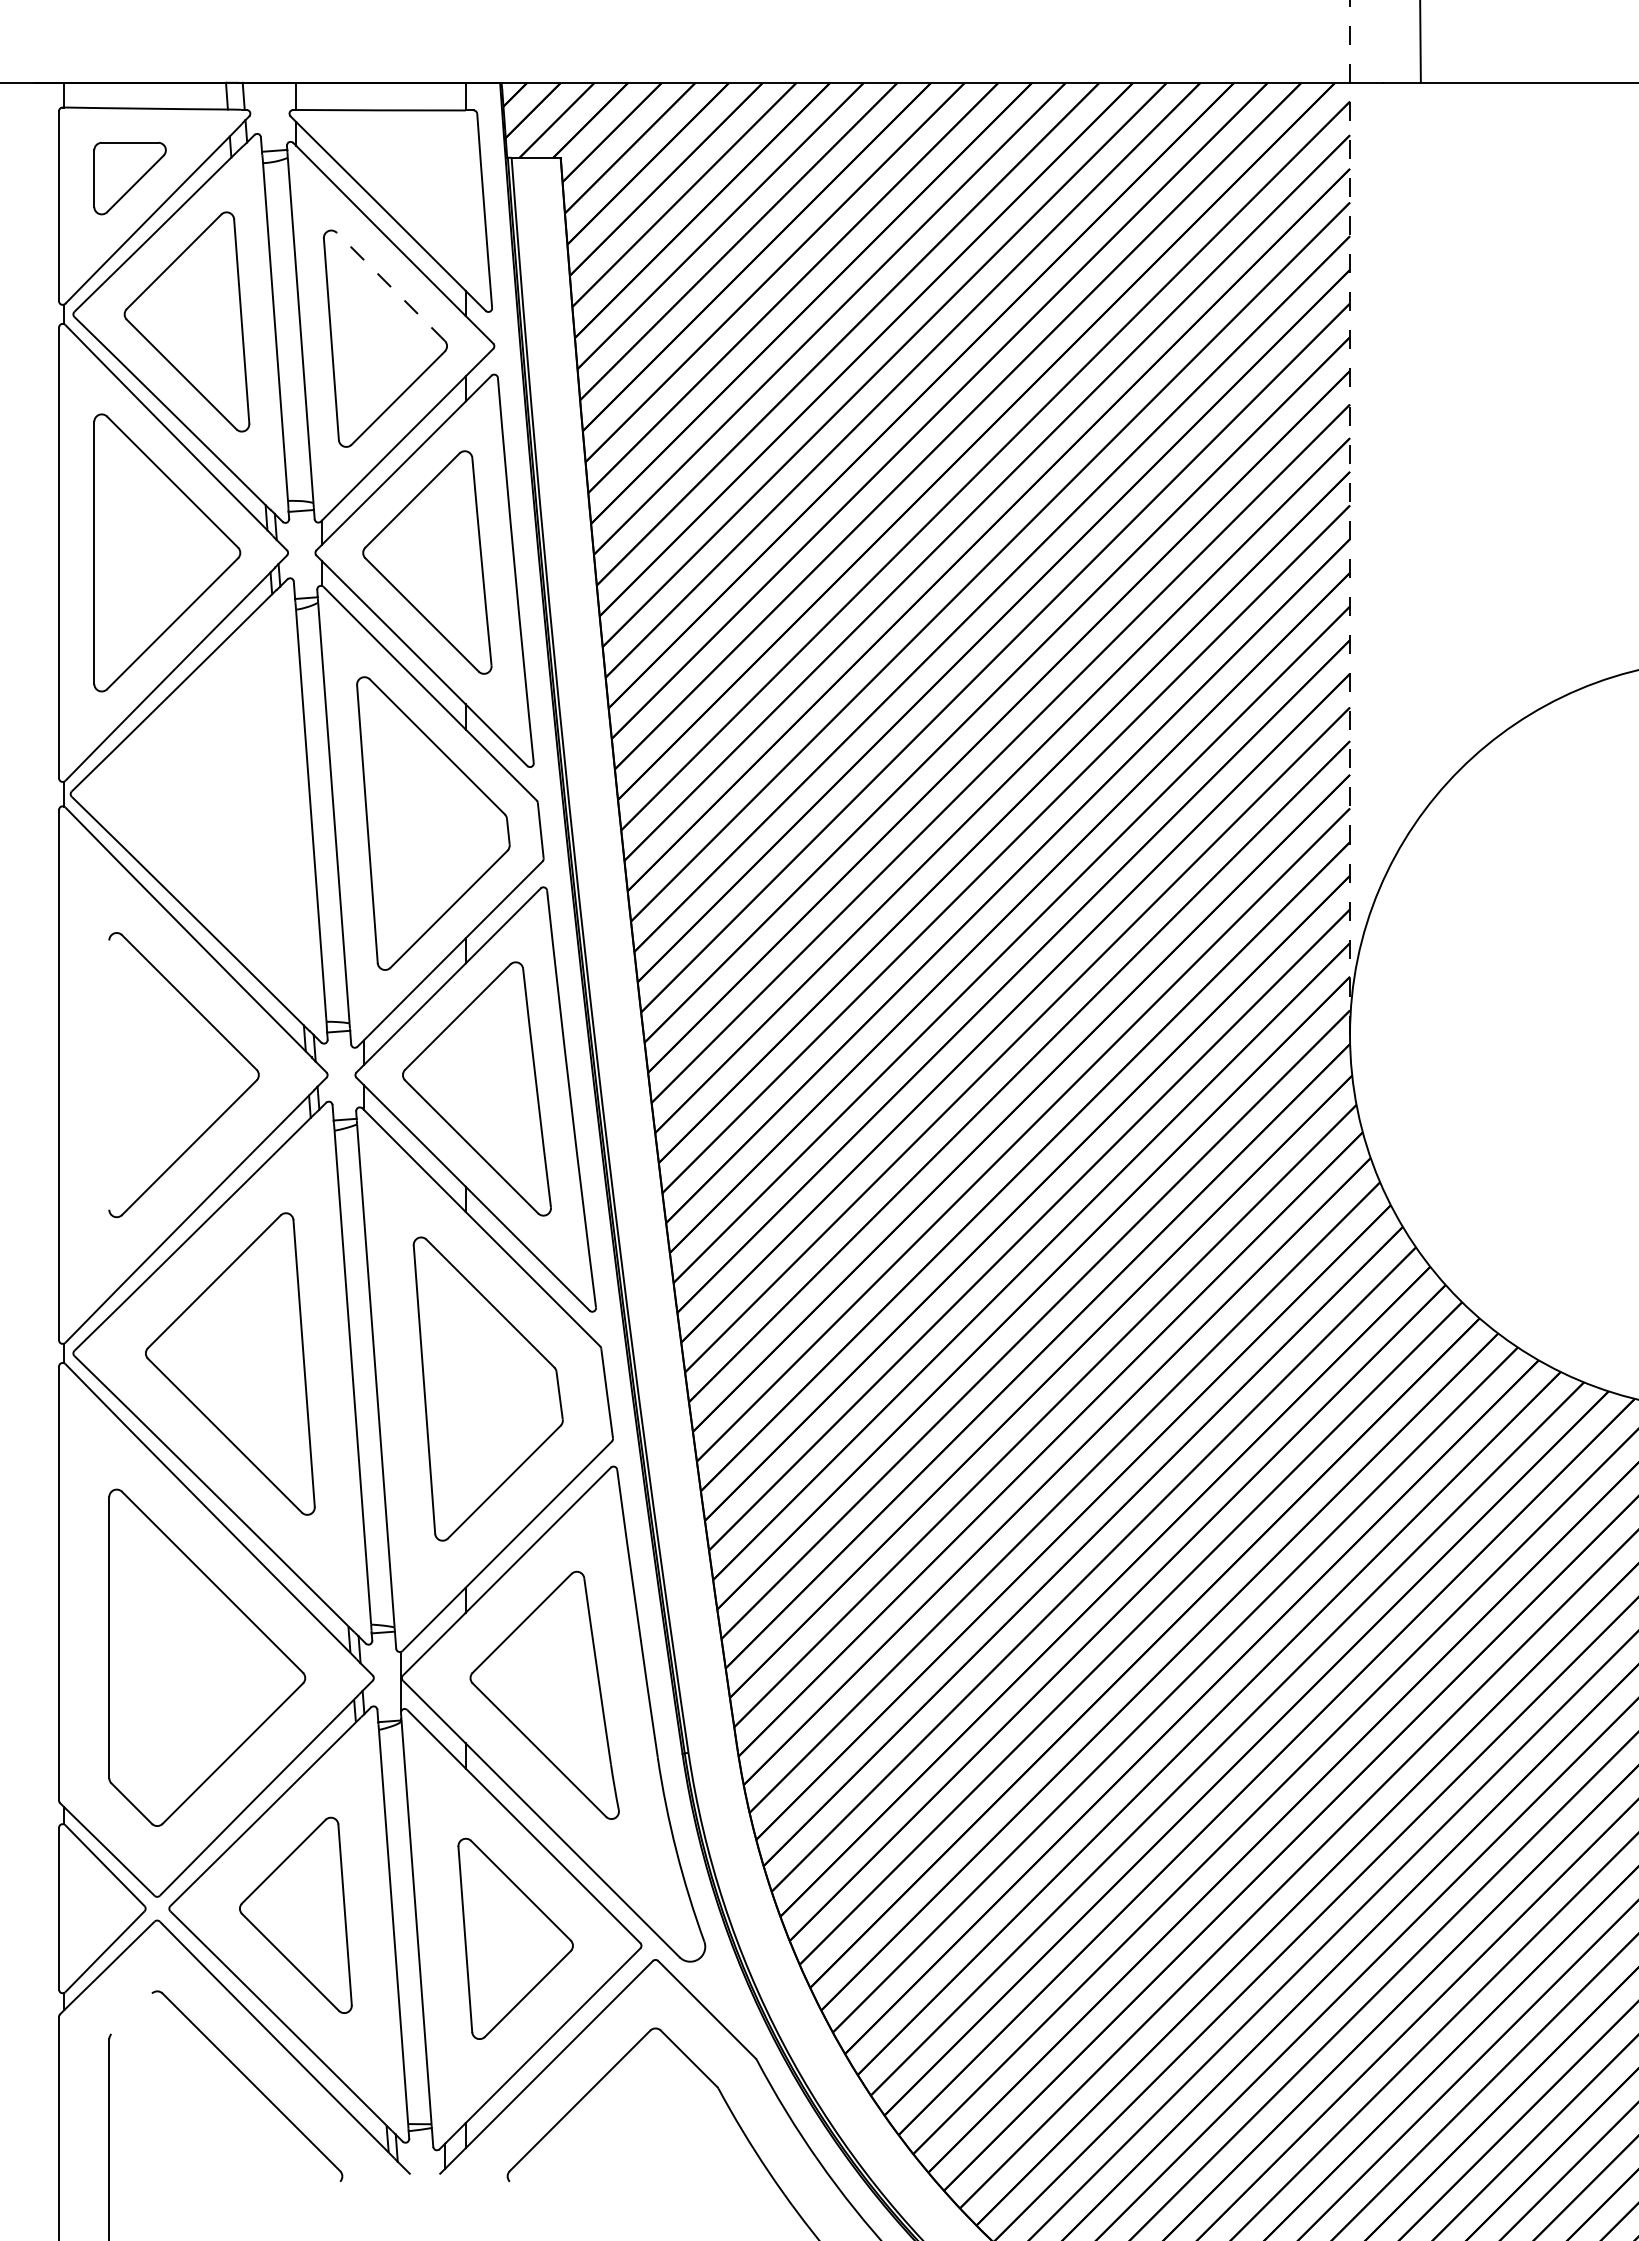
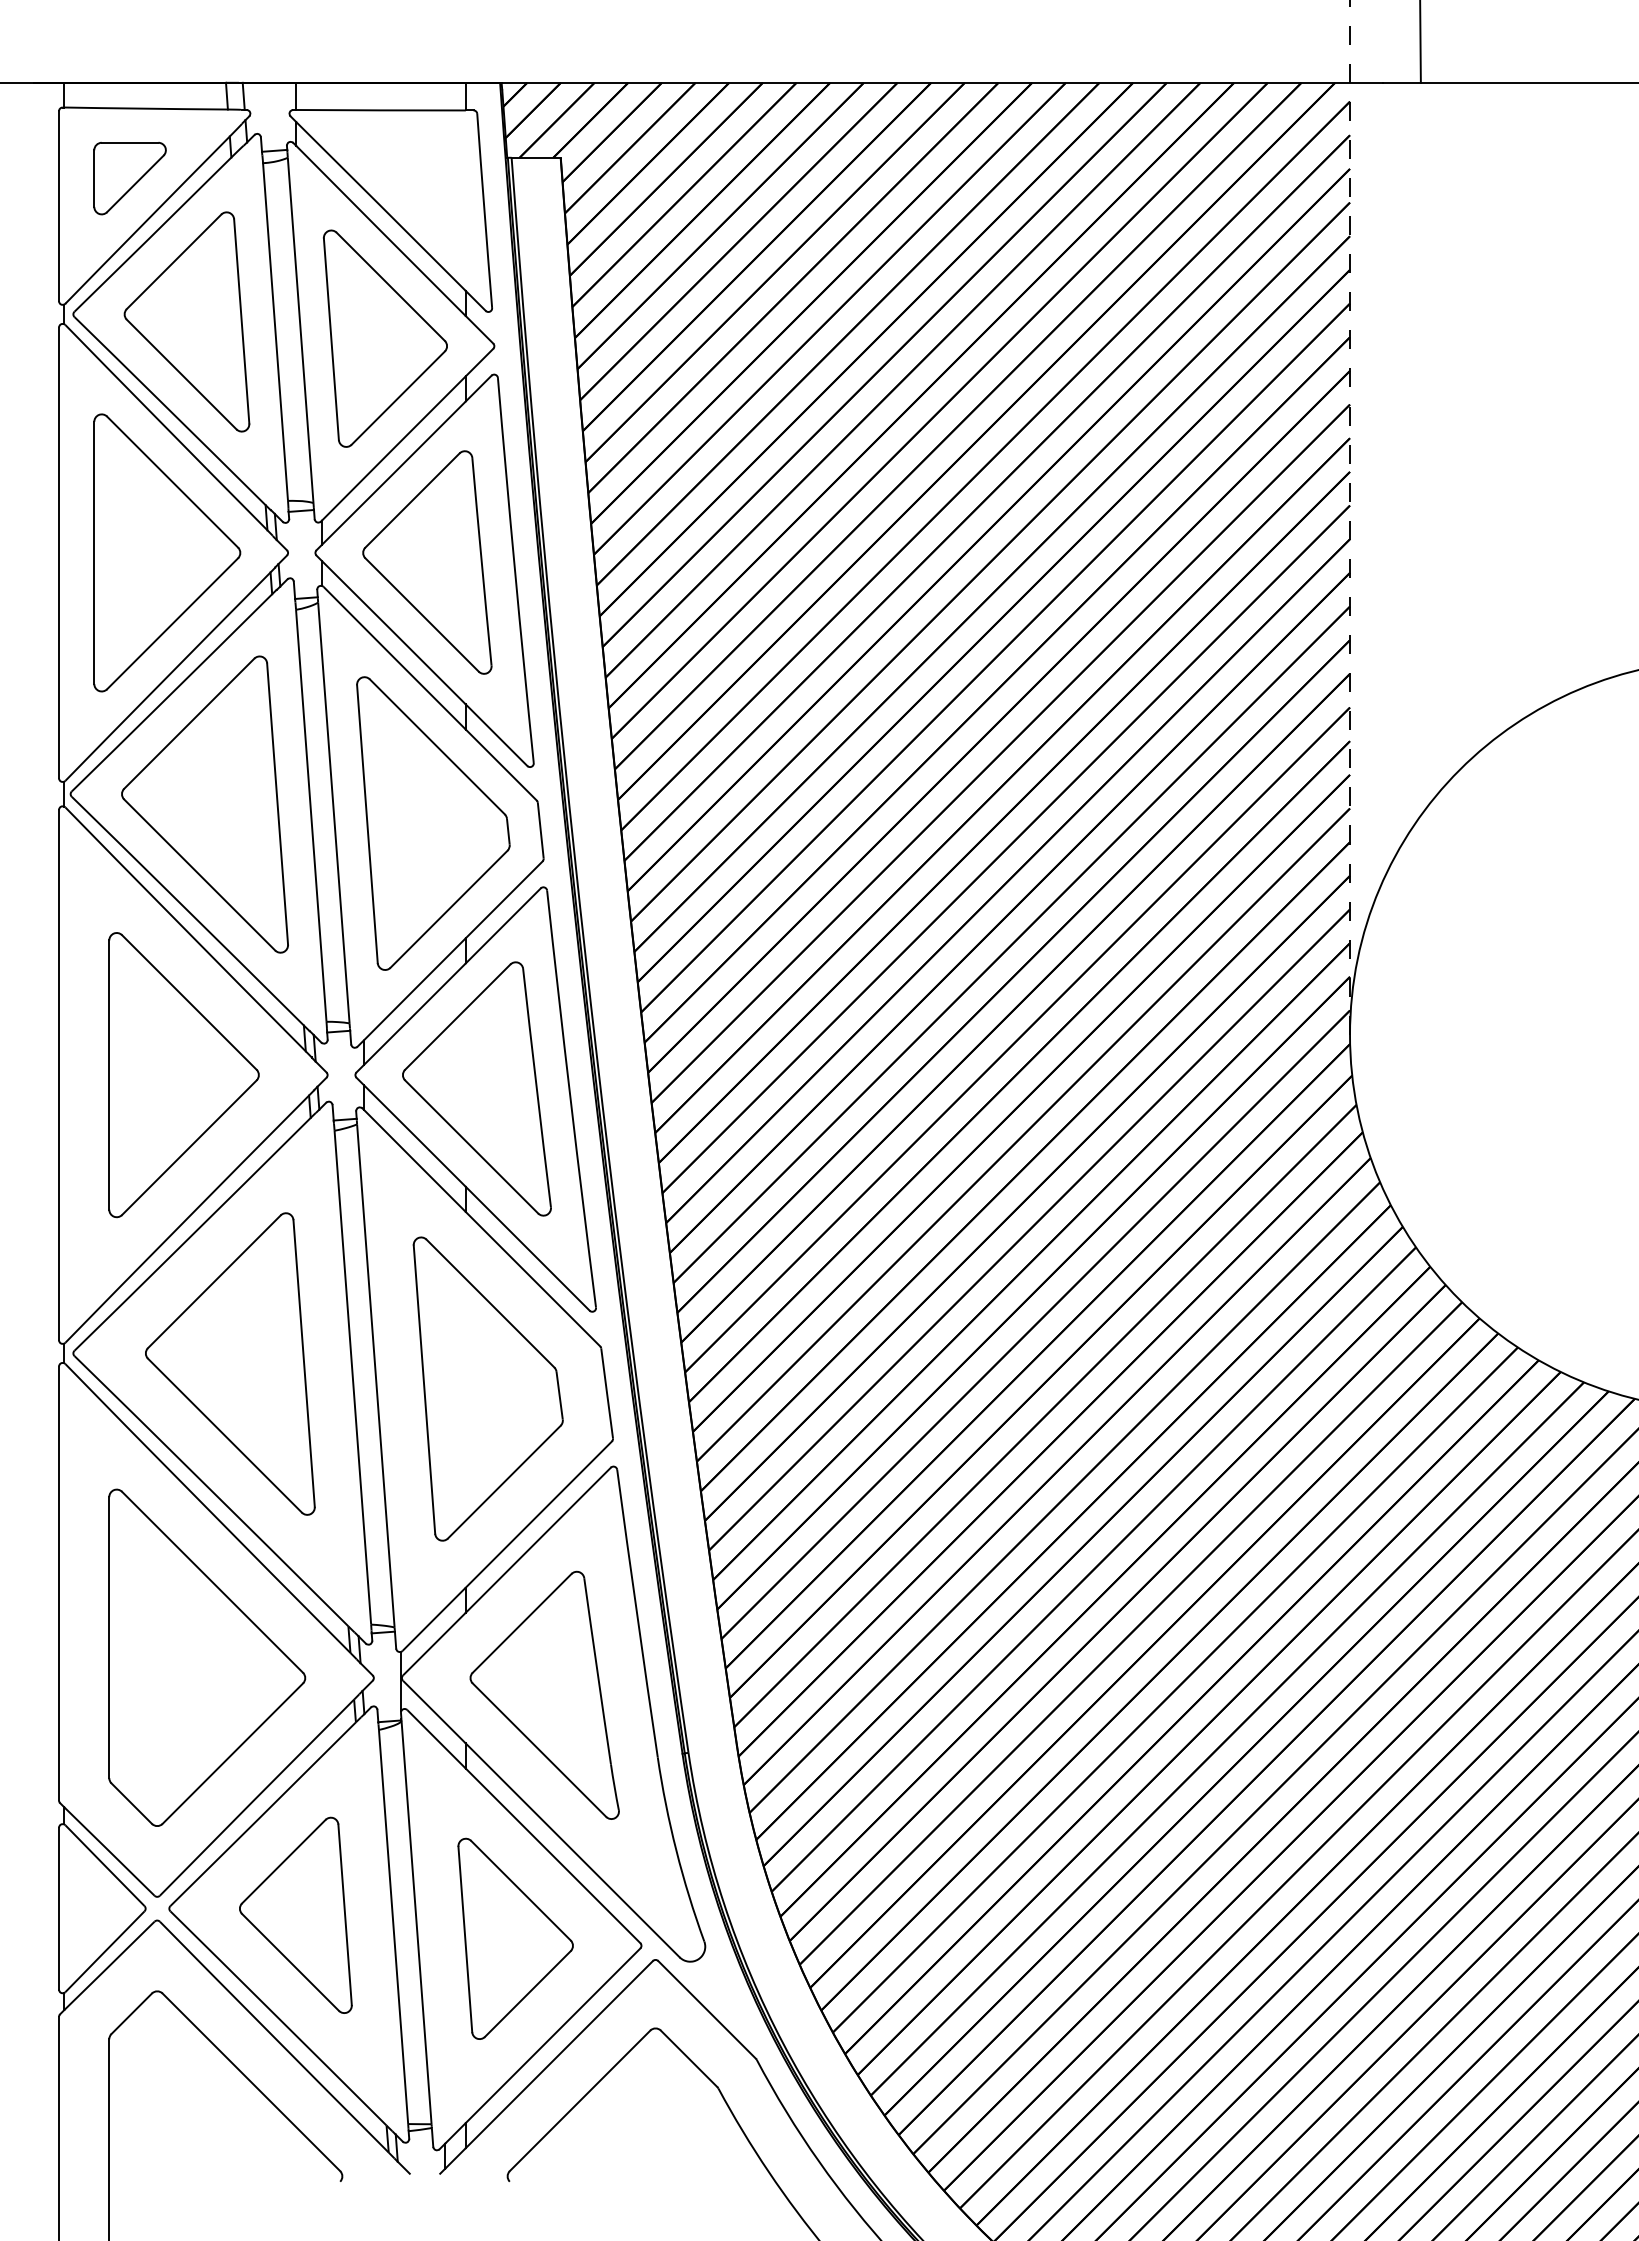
line: dashed -> solid (390, 286)
part: none -> present (204, 804)
line: none -> present (109, 1074)
line: none -> present (131, 2013)
